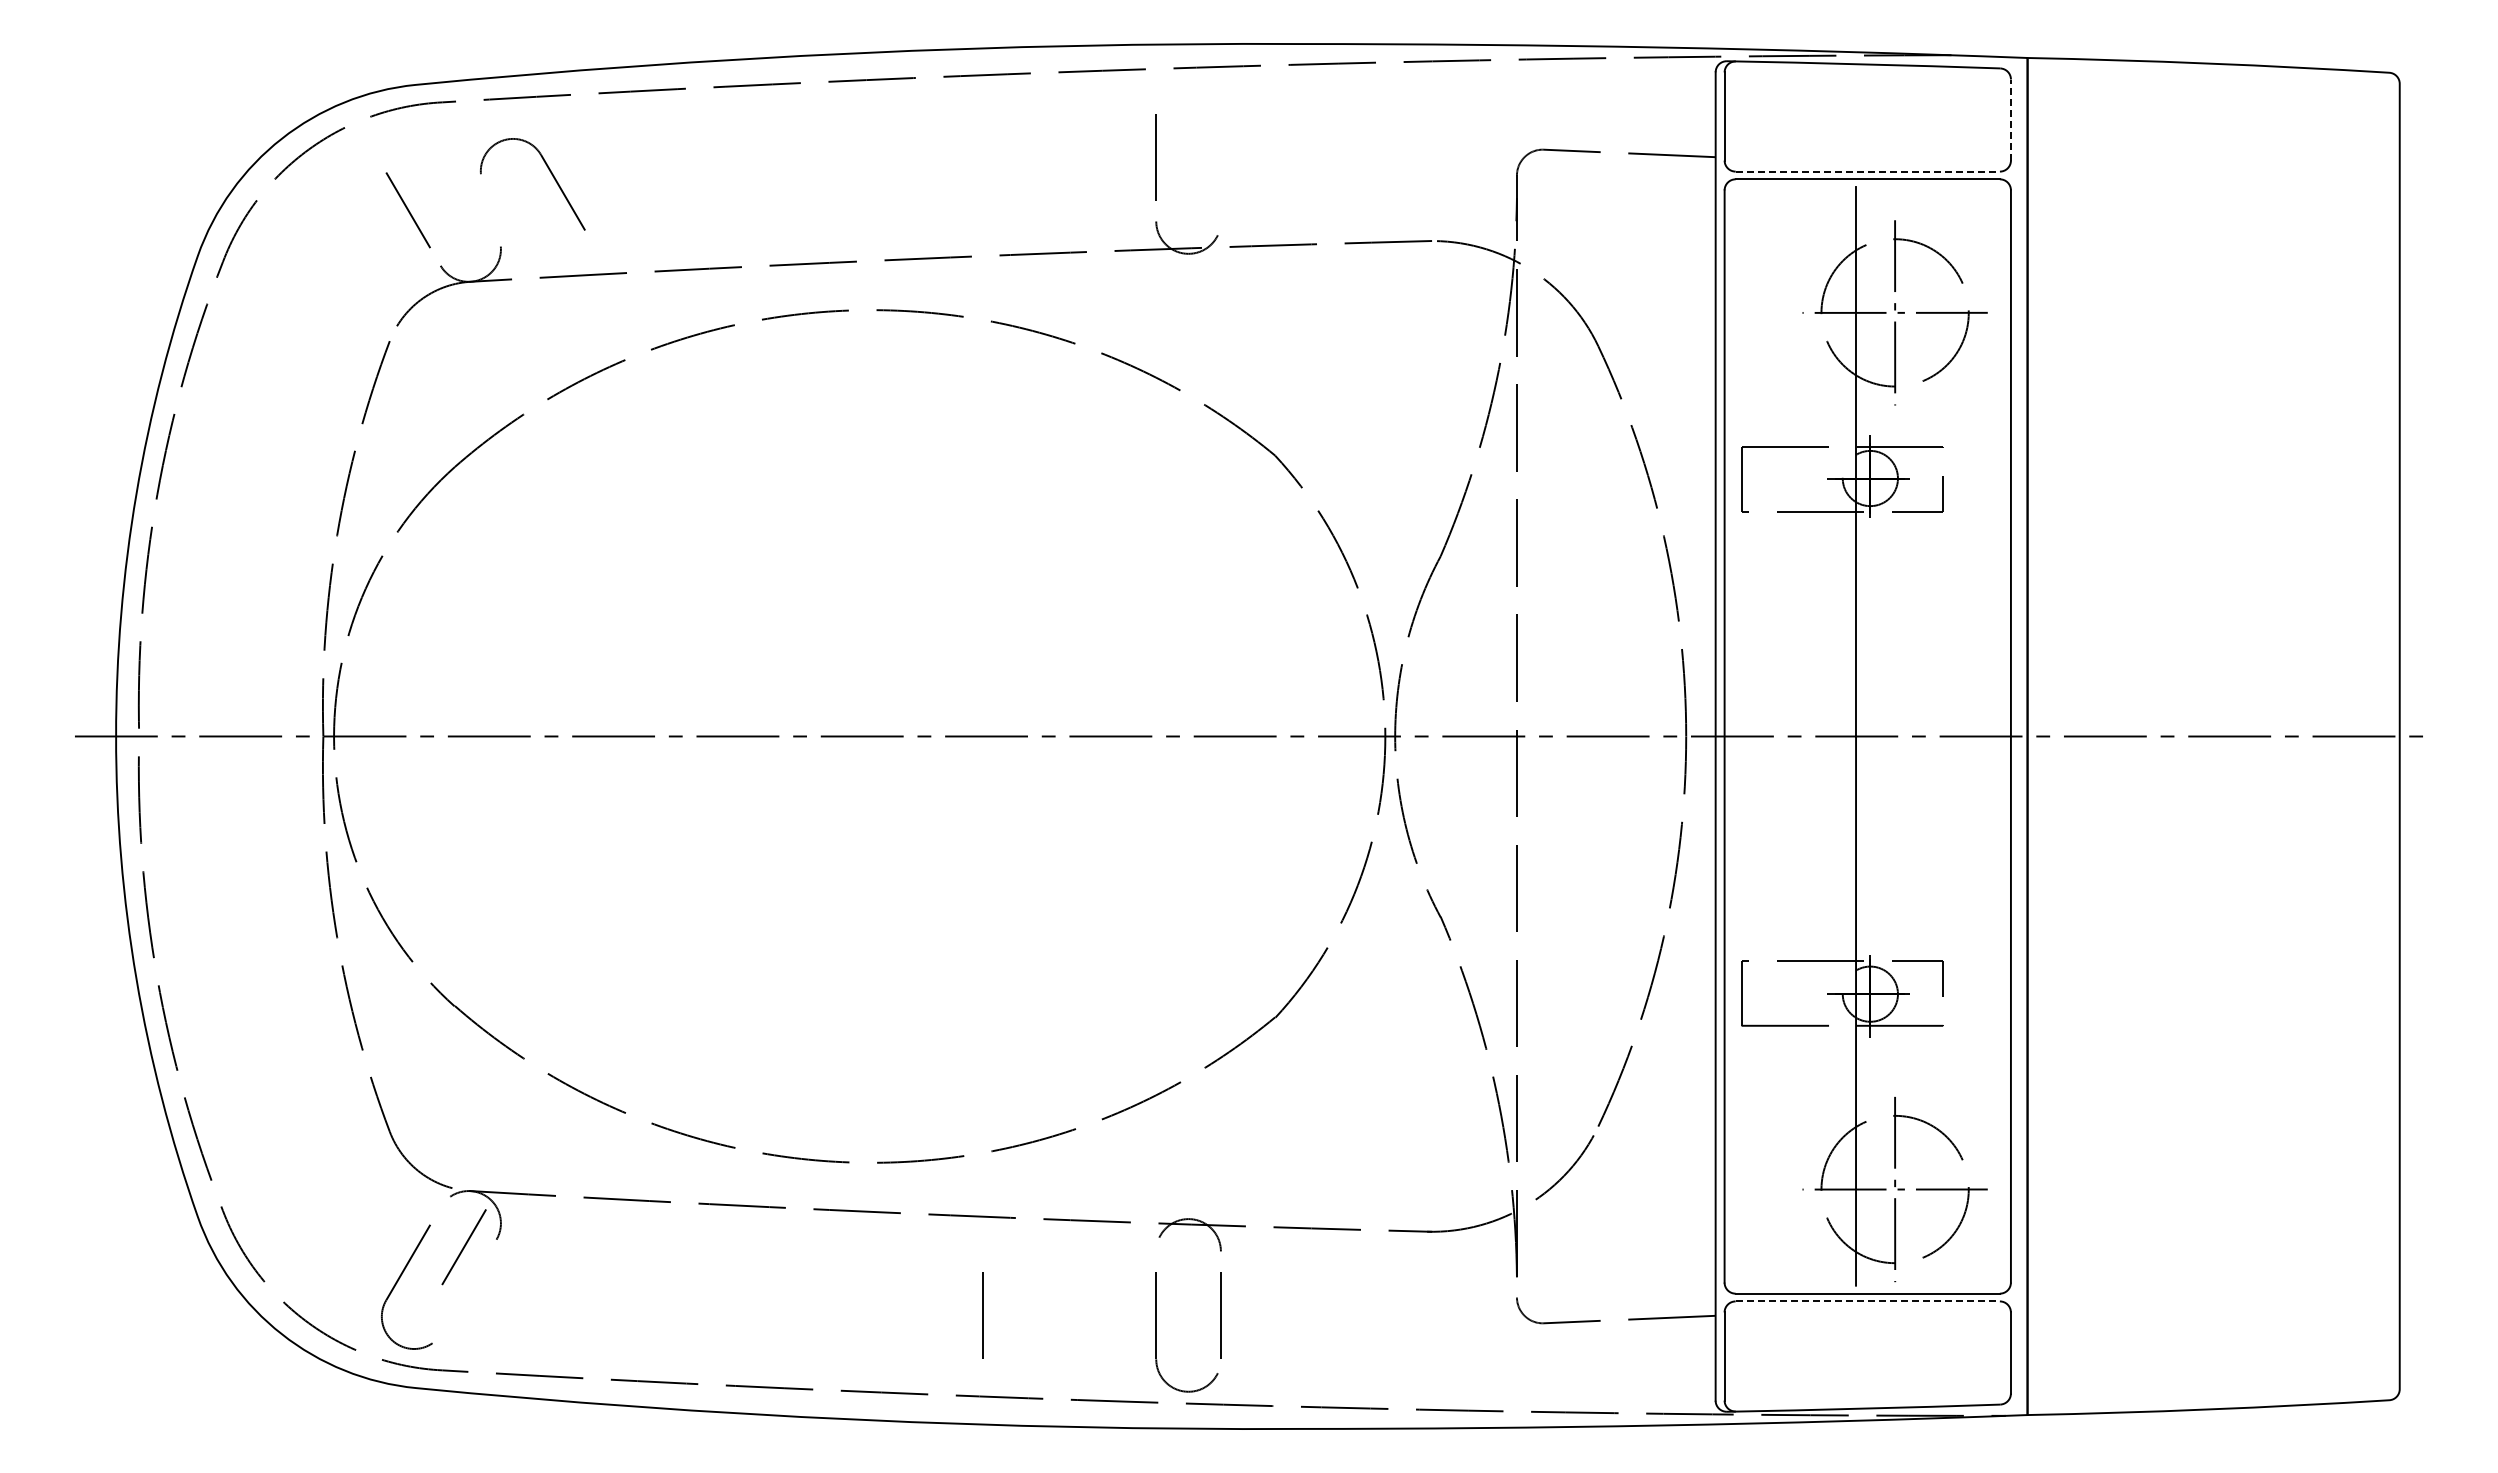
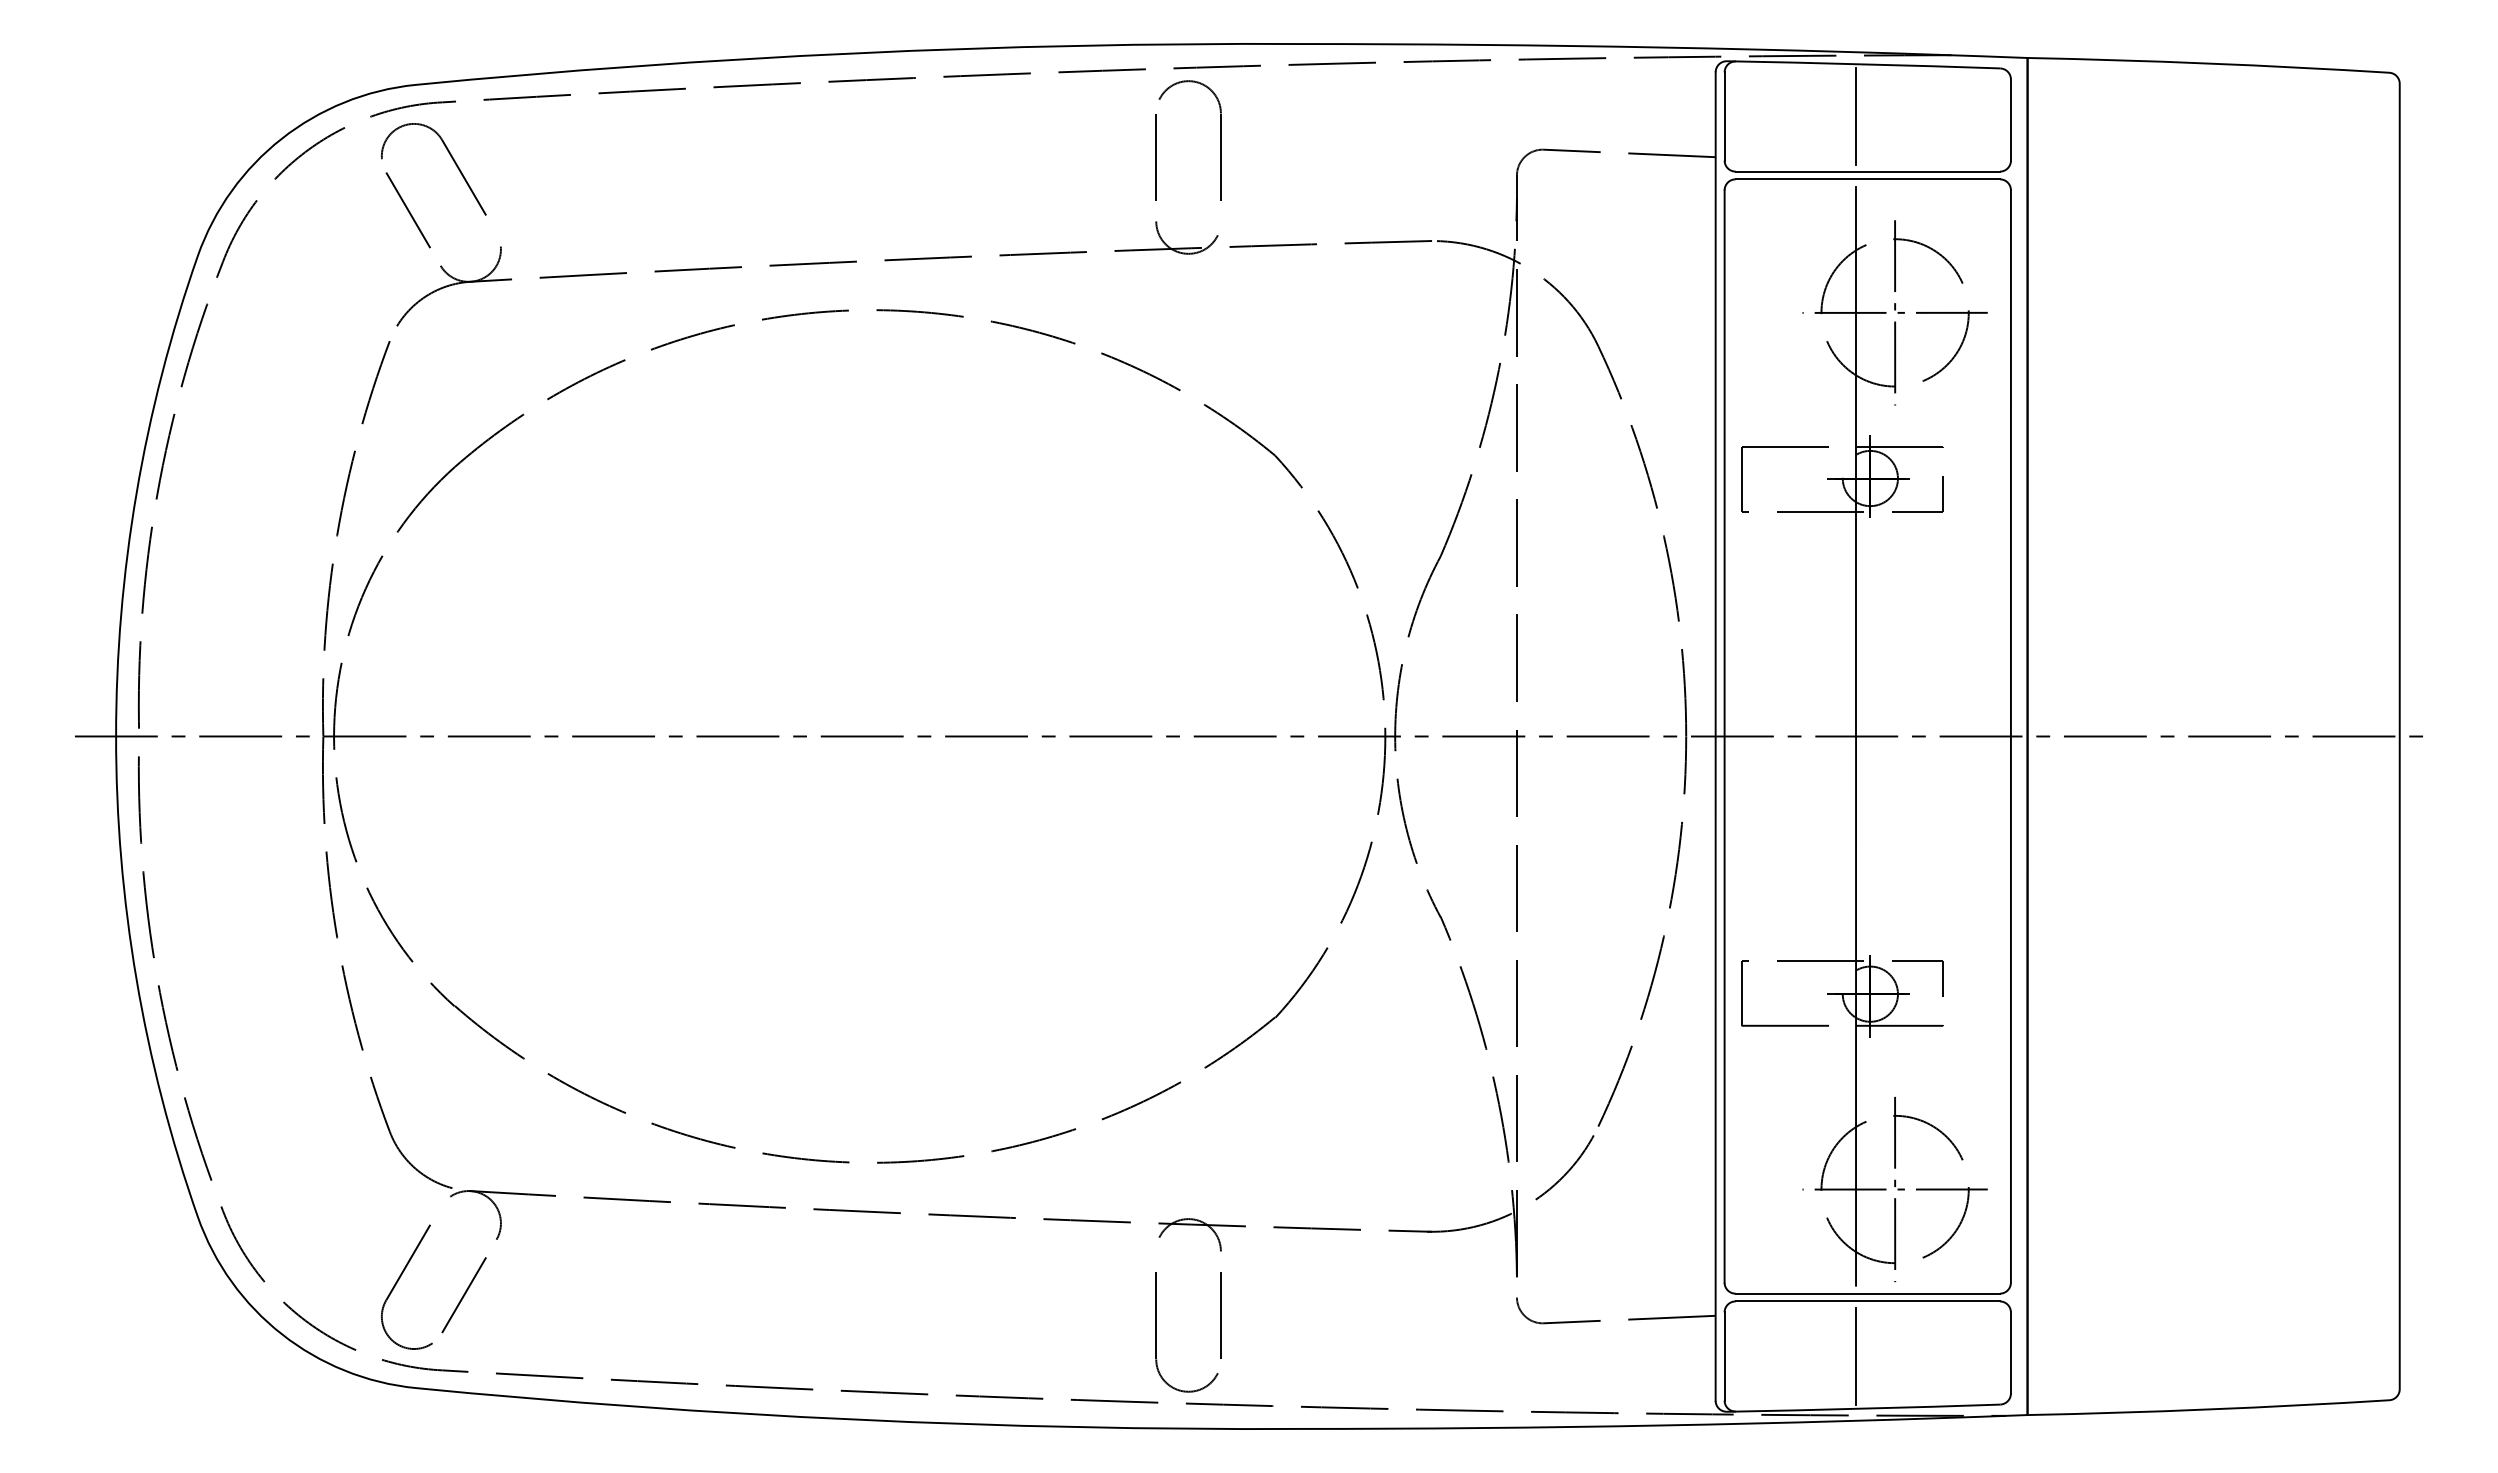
line: none -> present (1856, 116)
line: dashed -> solid (2010, 120)
part: none -> present (1220, 140)
line: dashed -> solid (1868, 171)
part position: (550, 173) -> (451, 158) (451, 158)
line position: (463, 1247) -> (463, 1295) (463, 1295)
line: dashed -> solid (1868, 1301)
line: present -> none (982, 1315)
line: none -> present (1856, 1355)
